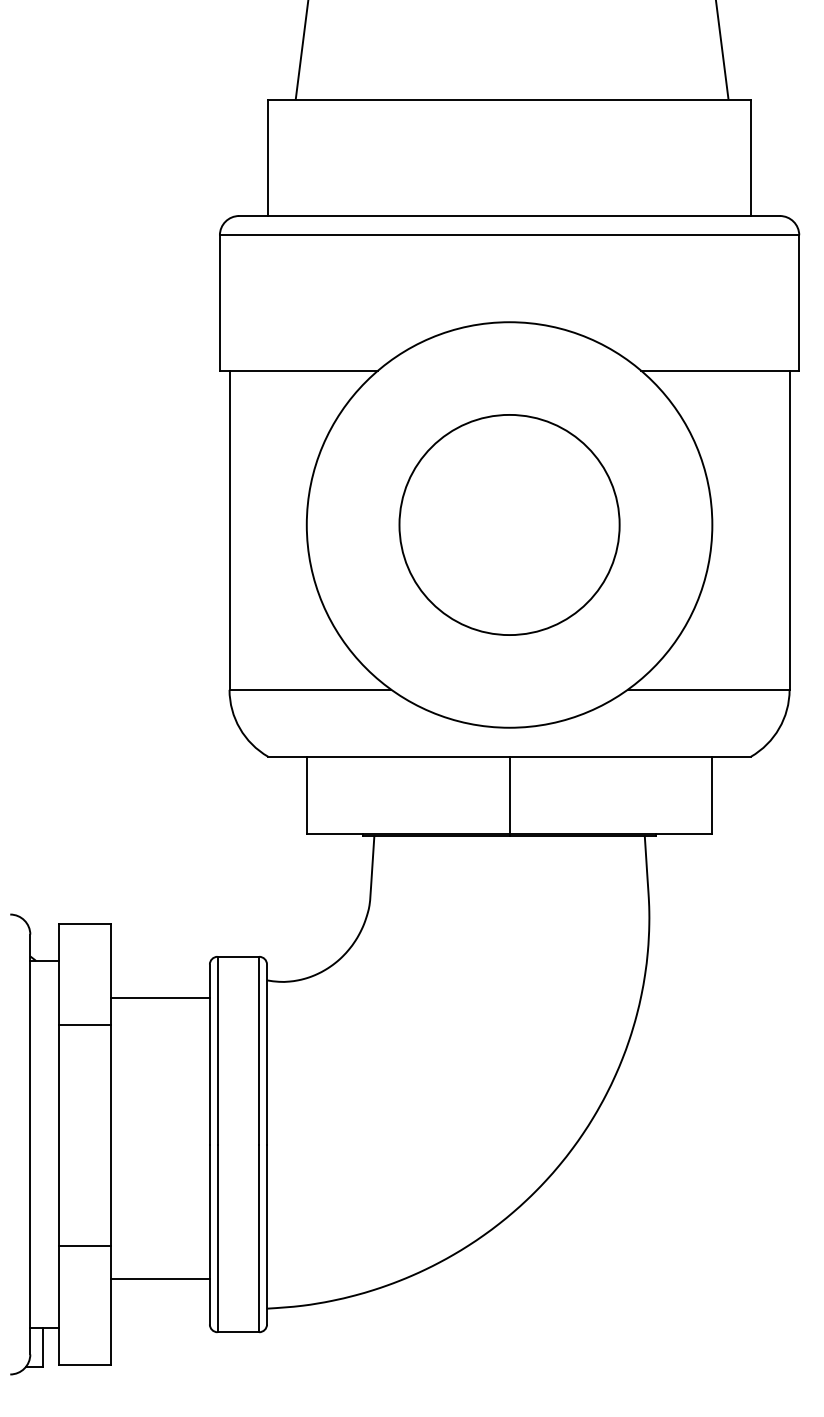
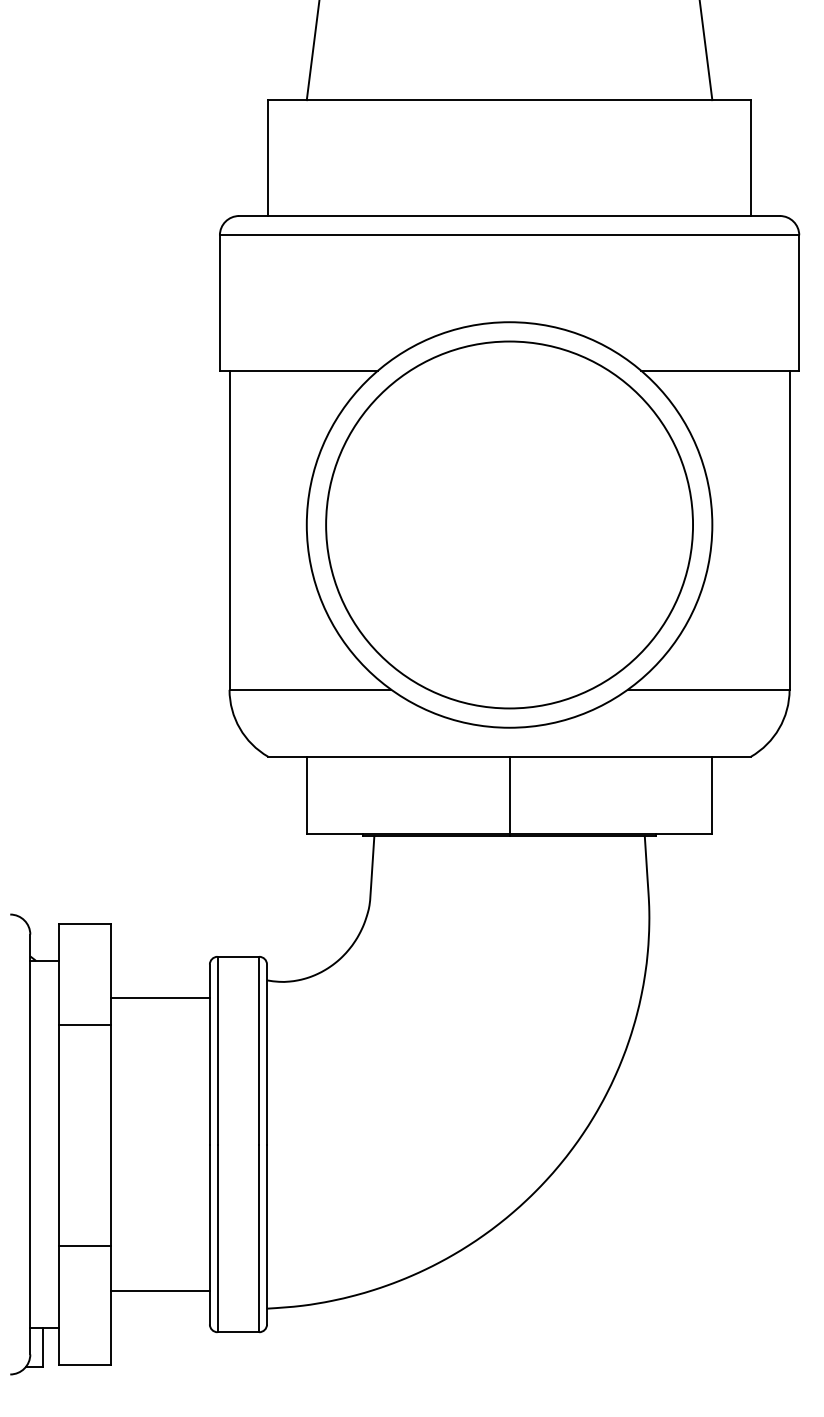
line position: (301, 50) -> (312, 51) (312, 51)
line position: (722, 50) -> (706, 51) (706, 51)
circle diameter: 220 px -> 367 px (509, 524)
line position: (160, 1279) -> (160, 1291) (160, 1291)
